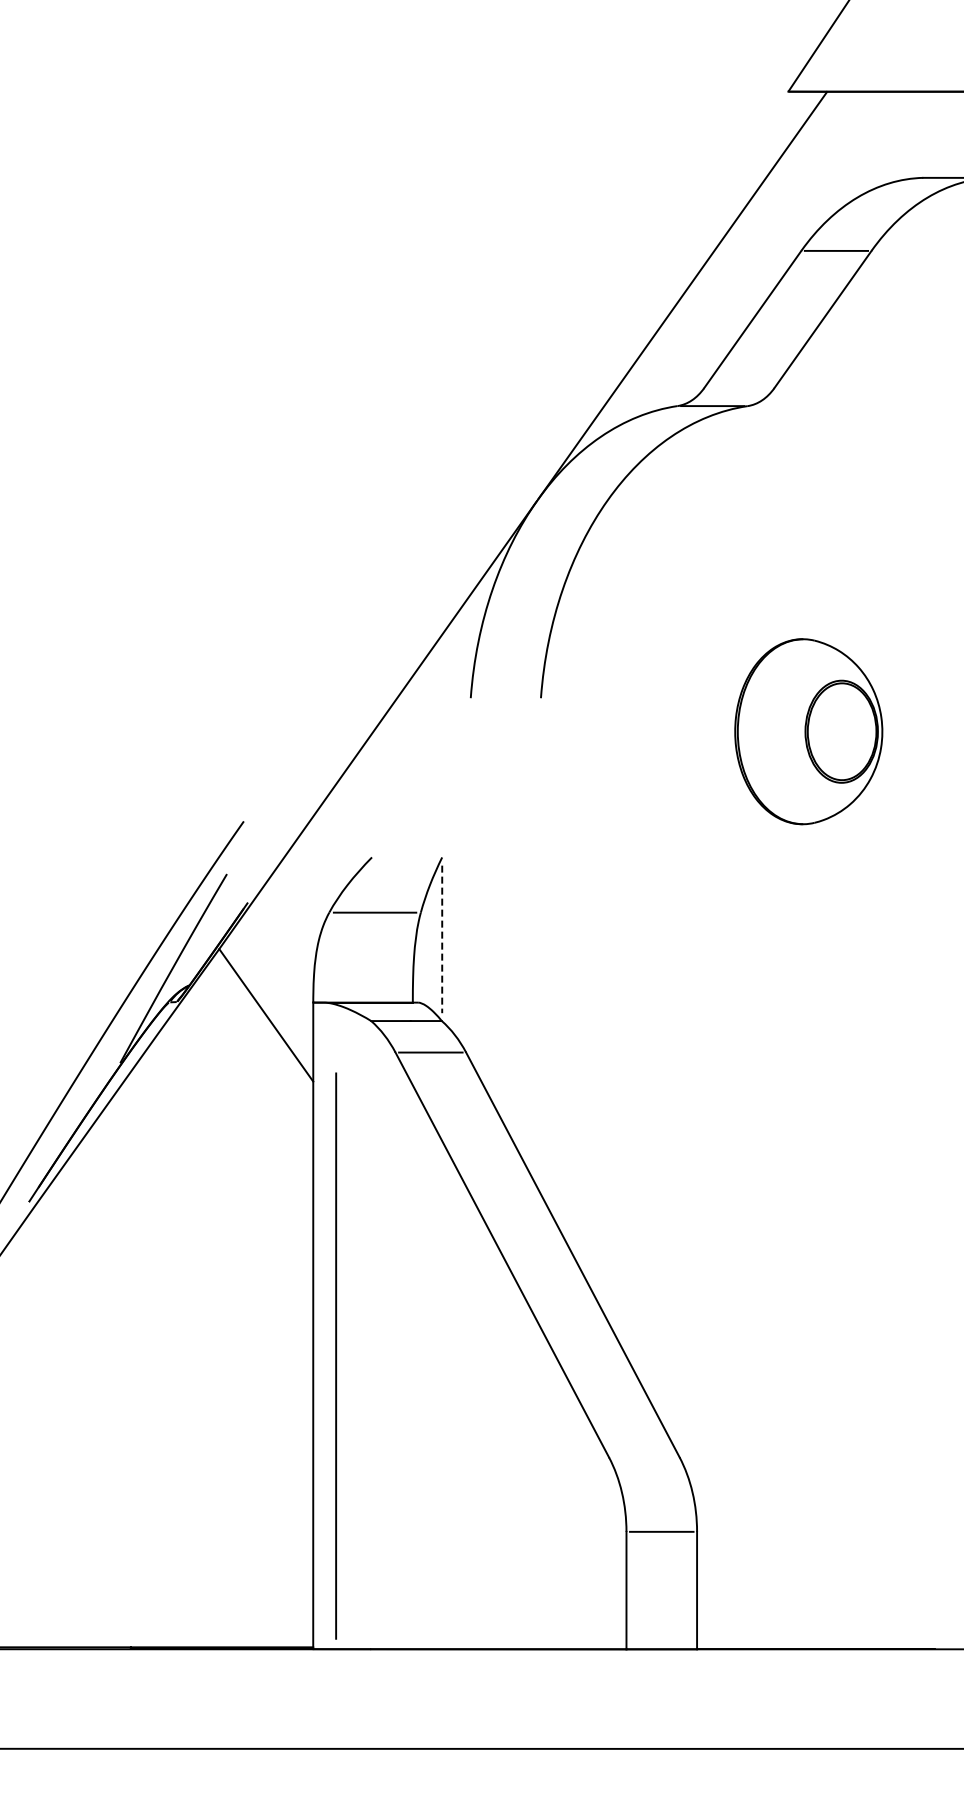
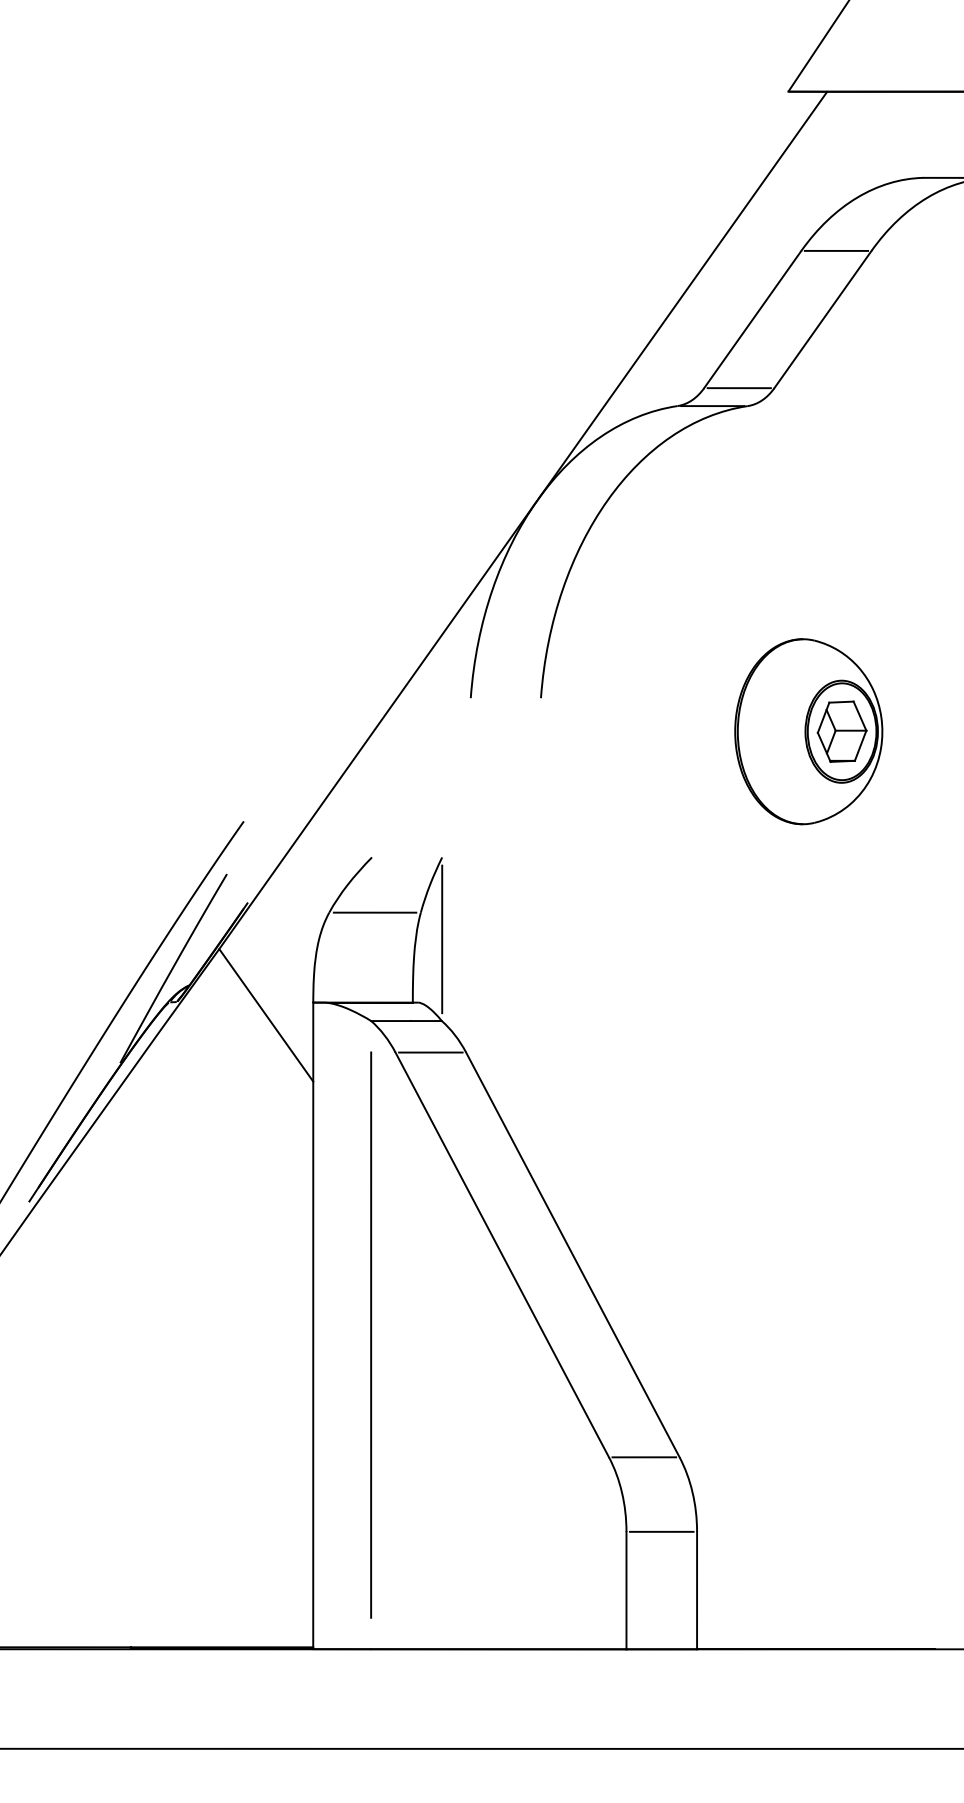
line: none -> present (738, 388)
part: none -> present (841, 731)
line: dashed -> solid (442, 939)
line position: (336, 1355) -> (371, 1334) (371, 1334)
line: none -> present (644, 1457)
